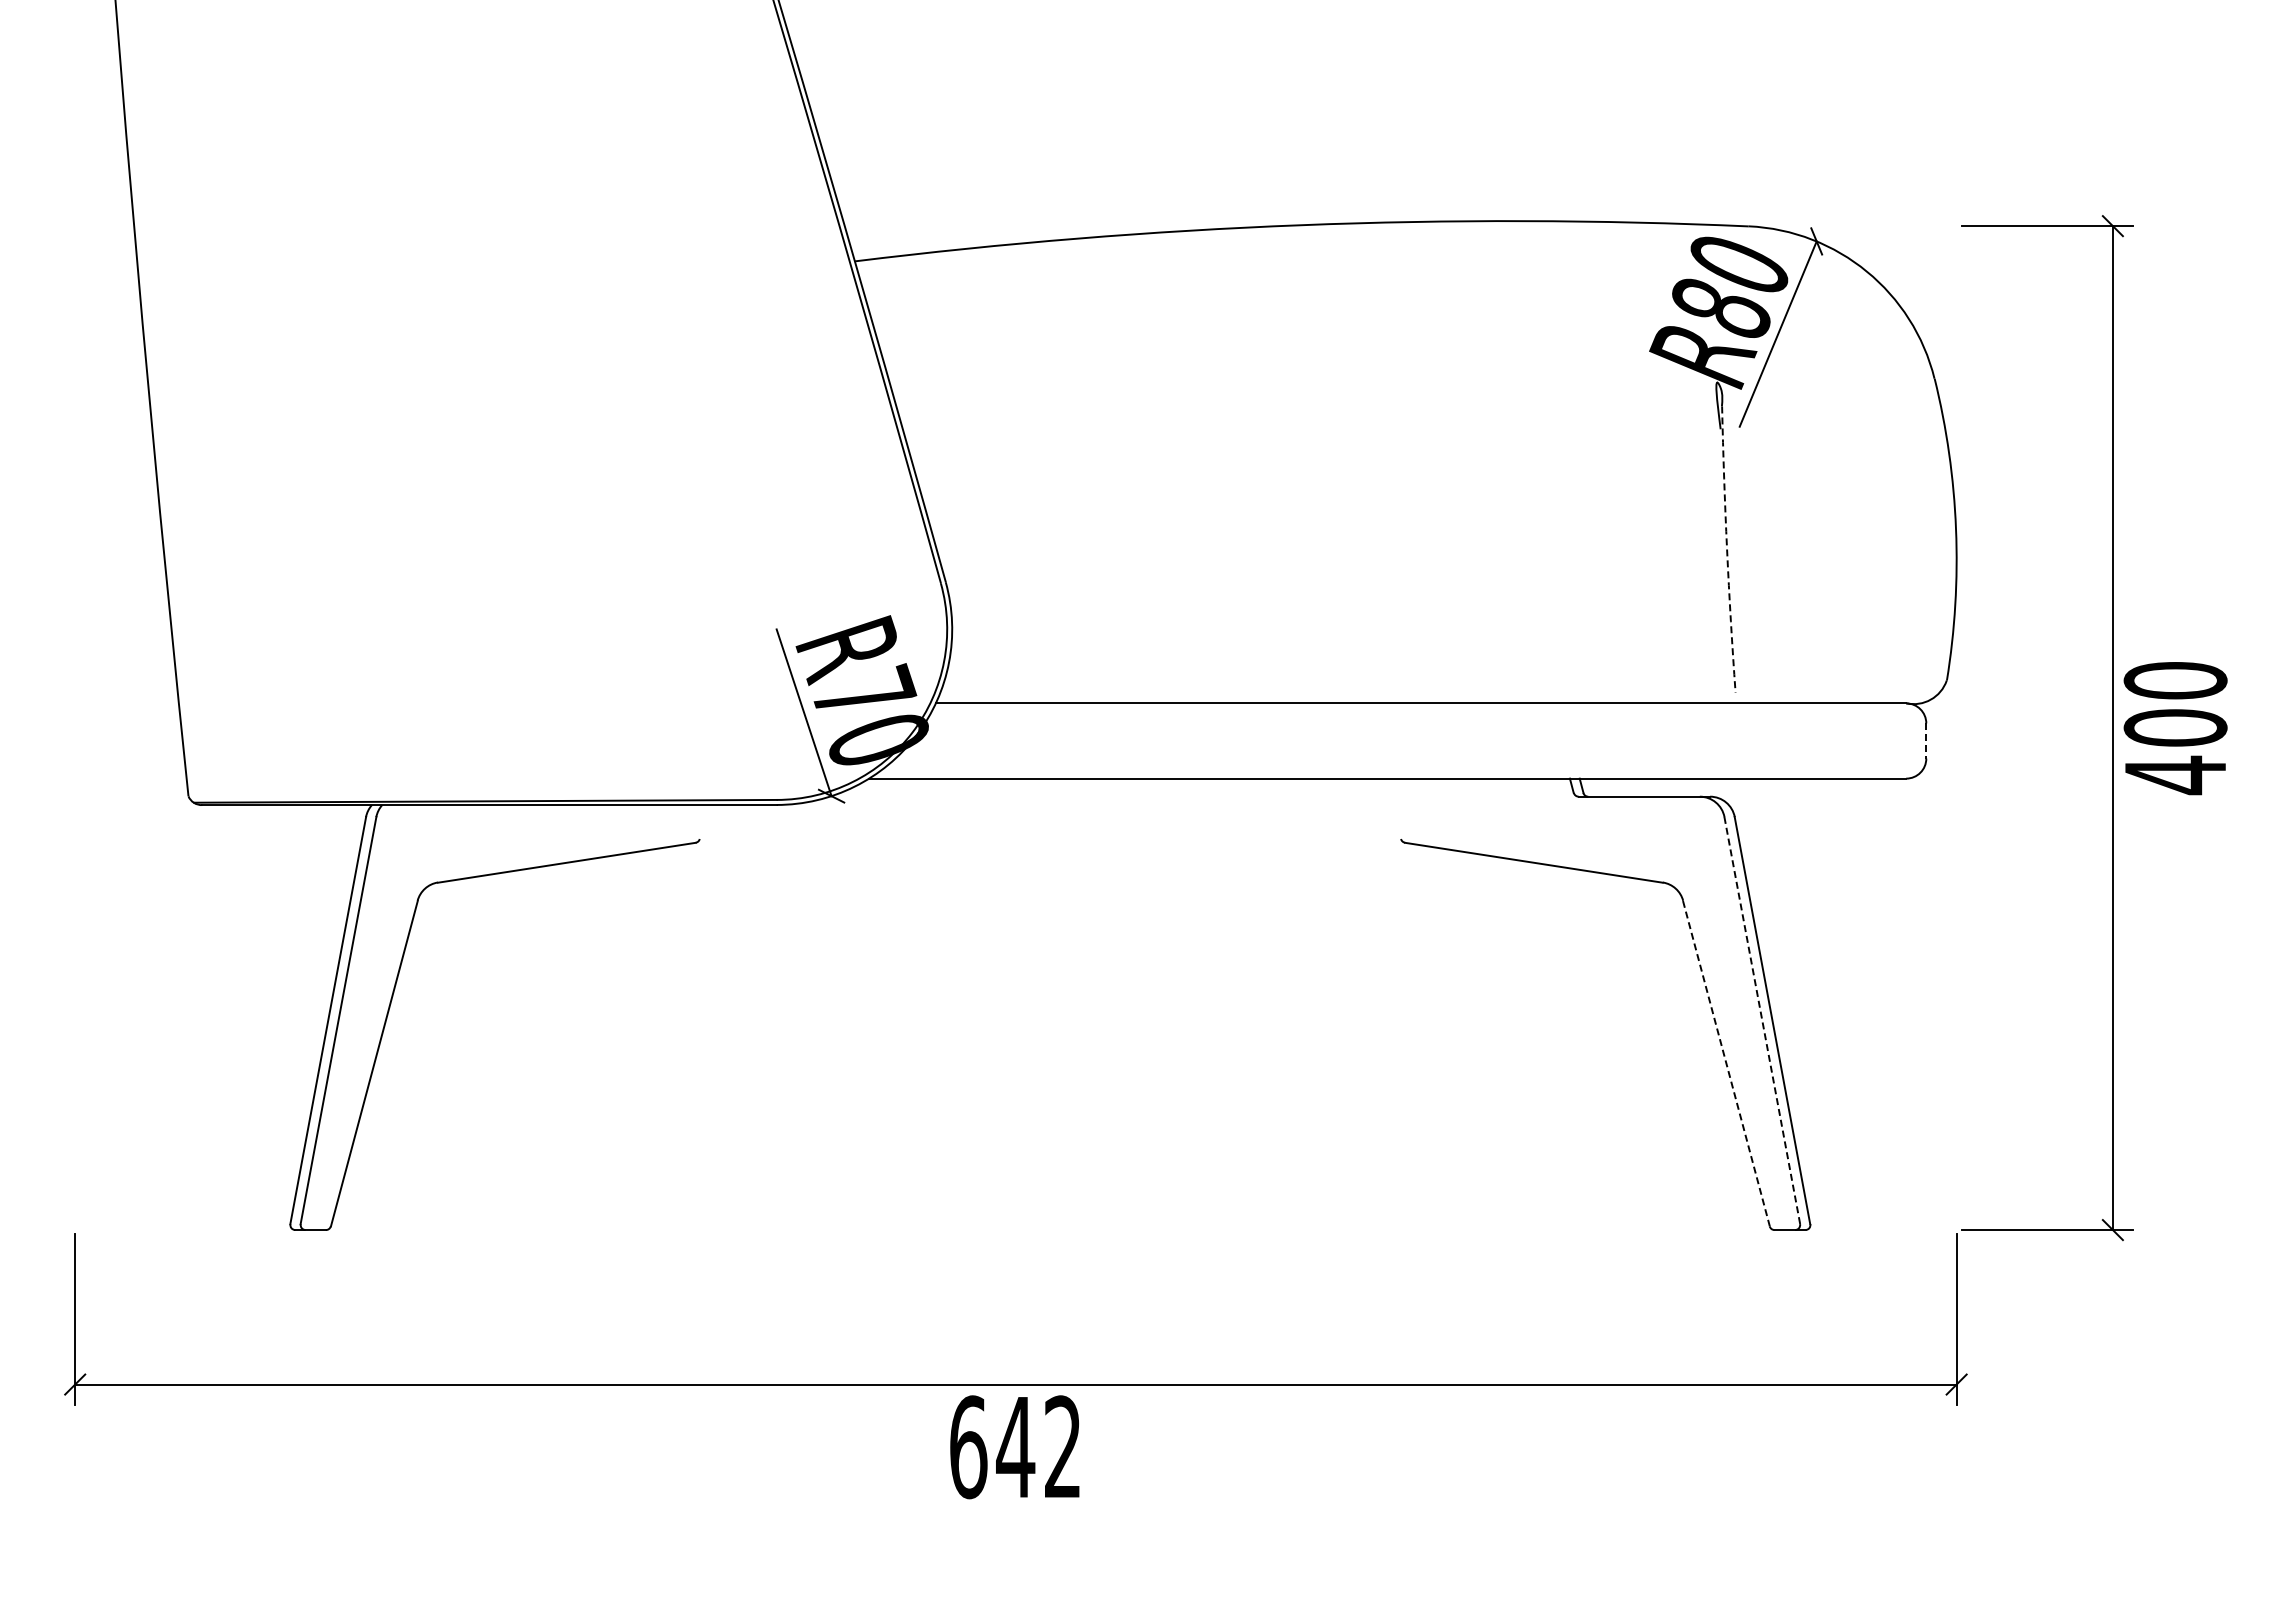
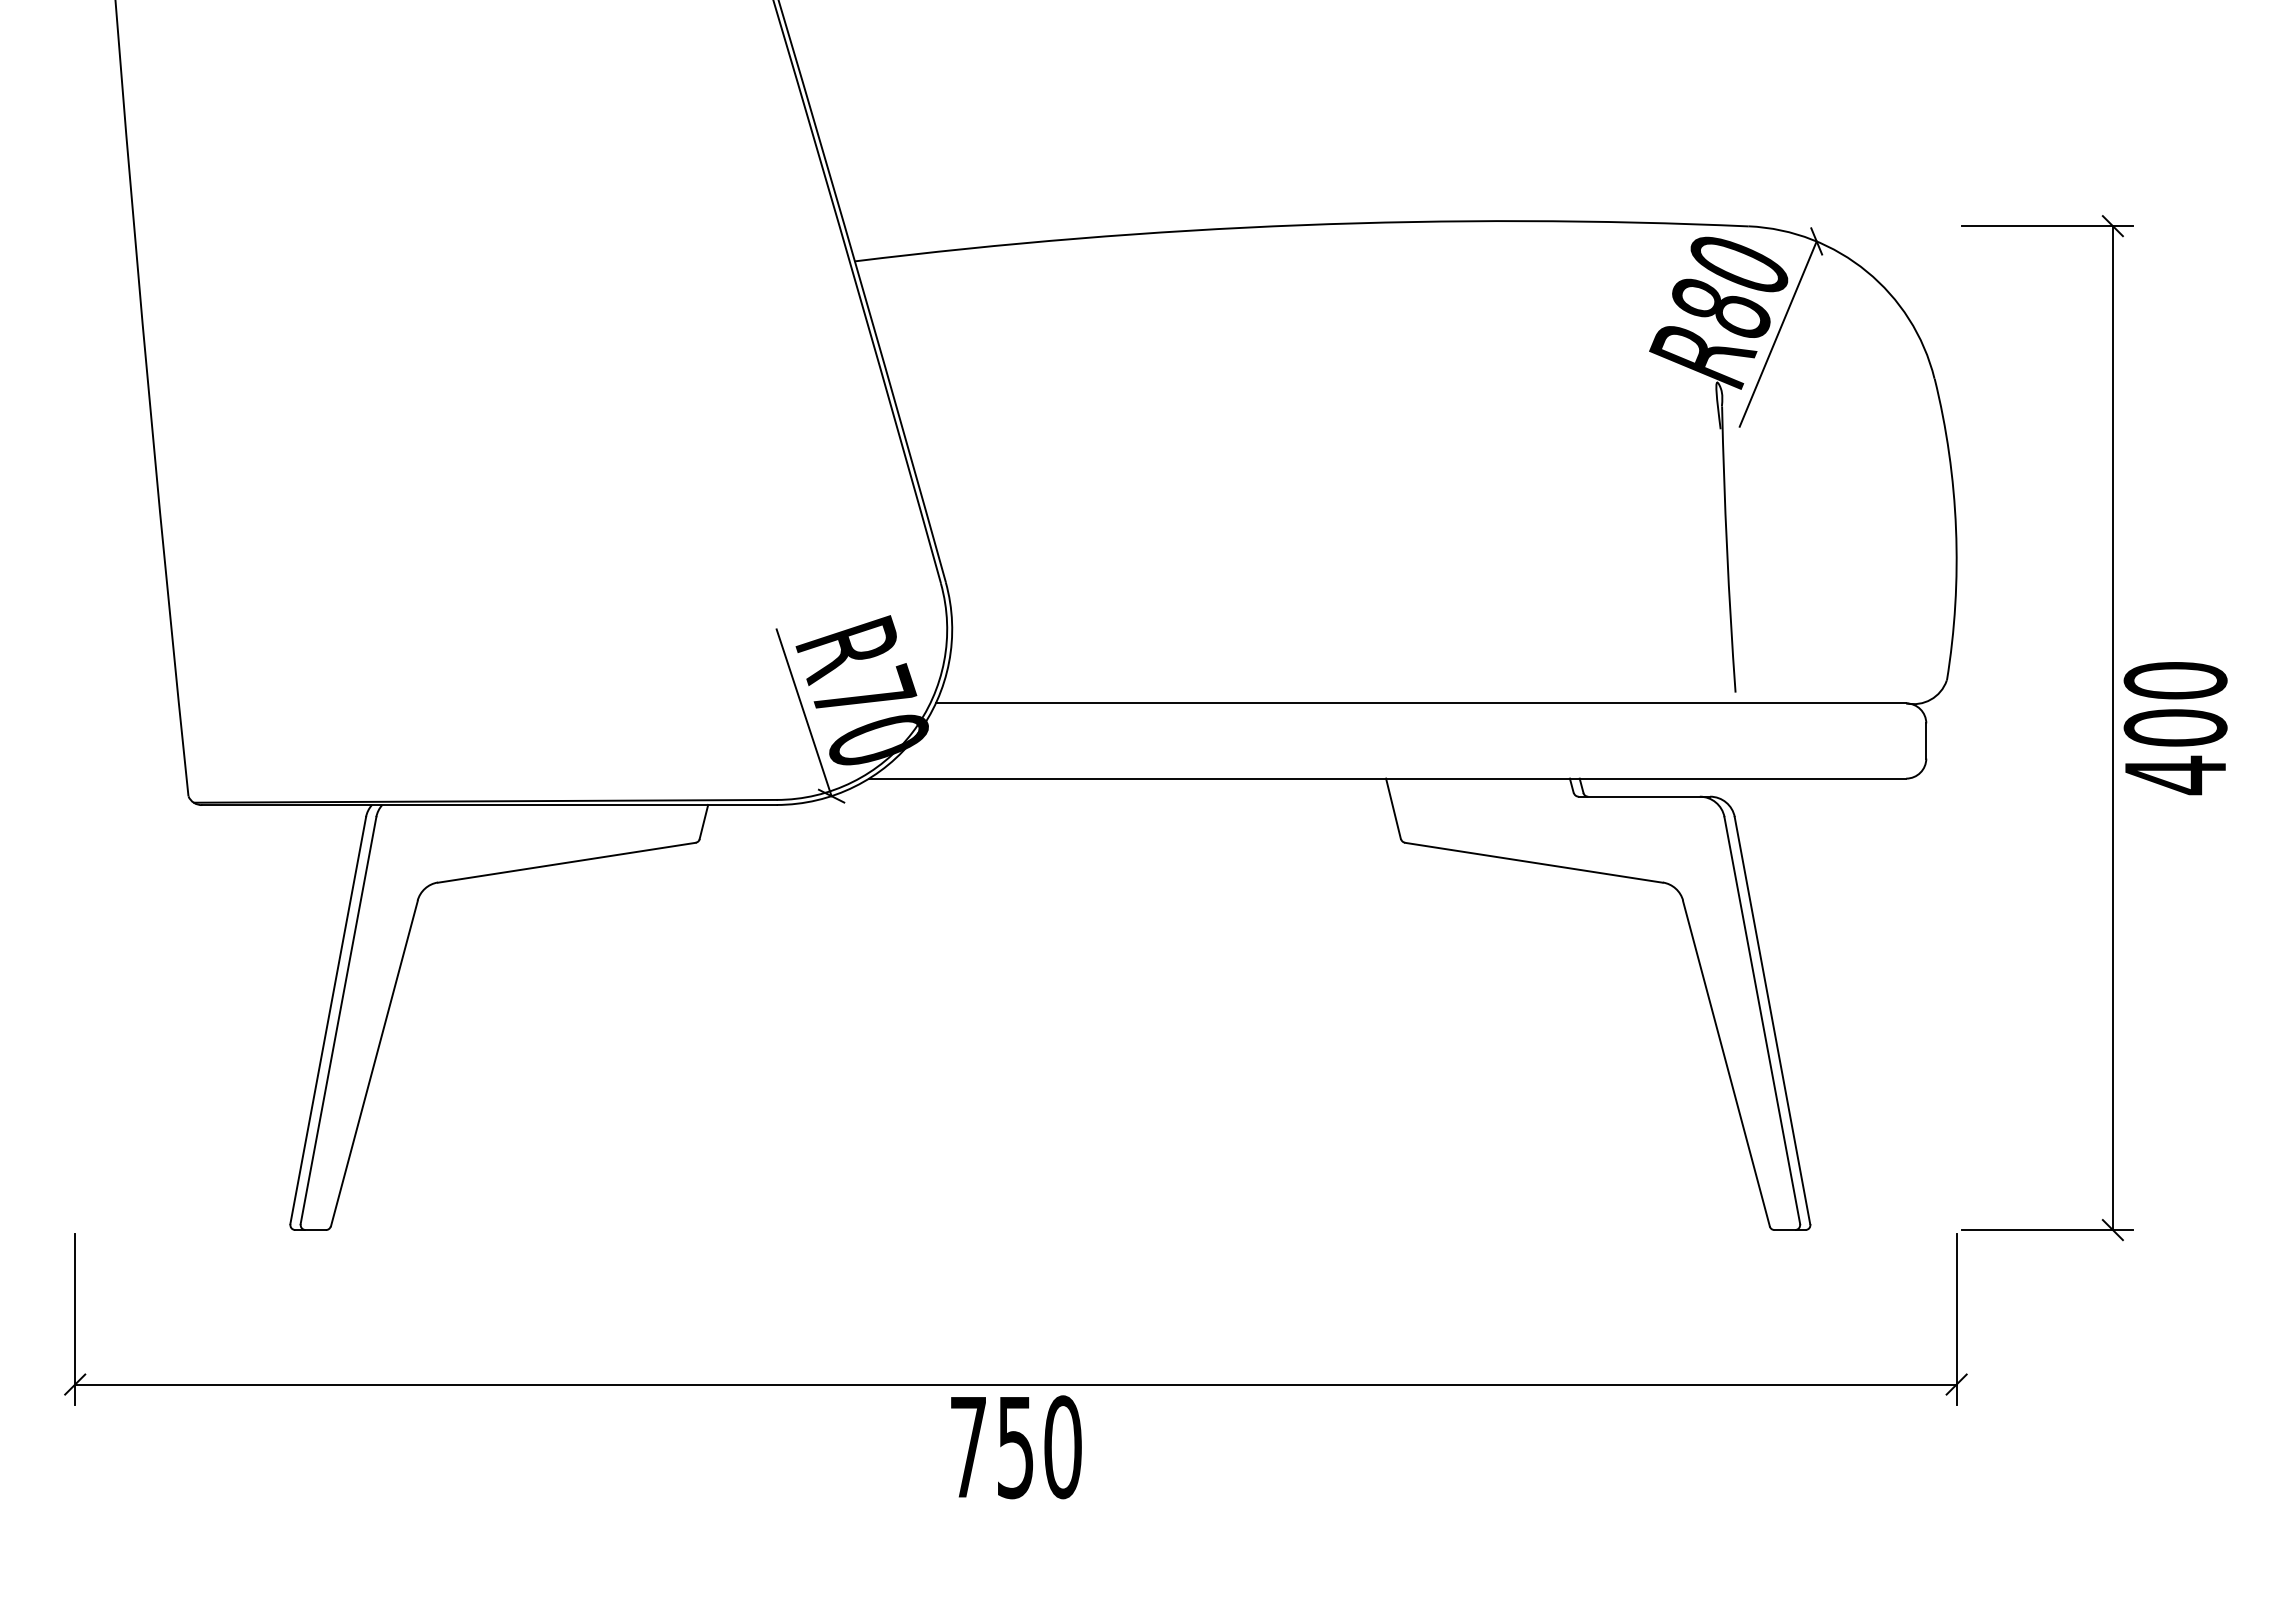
arc: dashed -> solid (1727, 549)
line: dashed -> solid (1926, 741)
line: none -> present (1393, 808)
line: none -> present (703, 821)
line: dashed -> solid (1762, 1021)
line: dashed -> solid (1726, 1064)
text: 642 -> 750 (1015, 1447)
